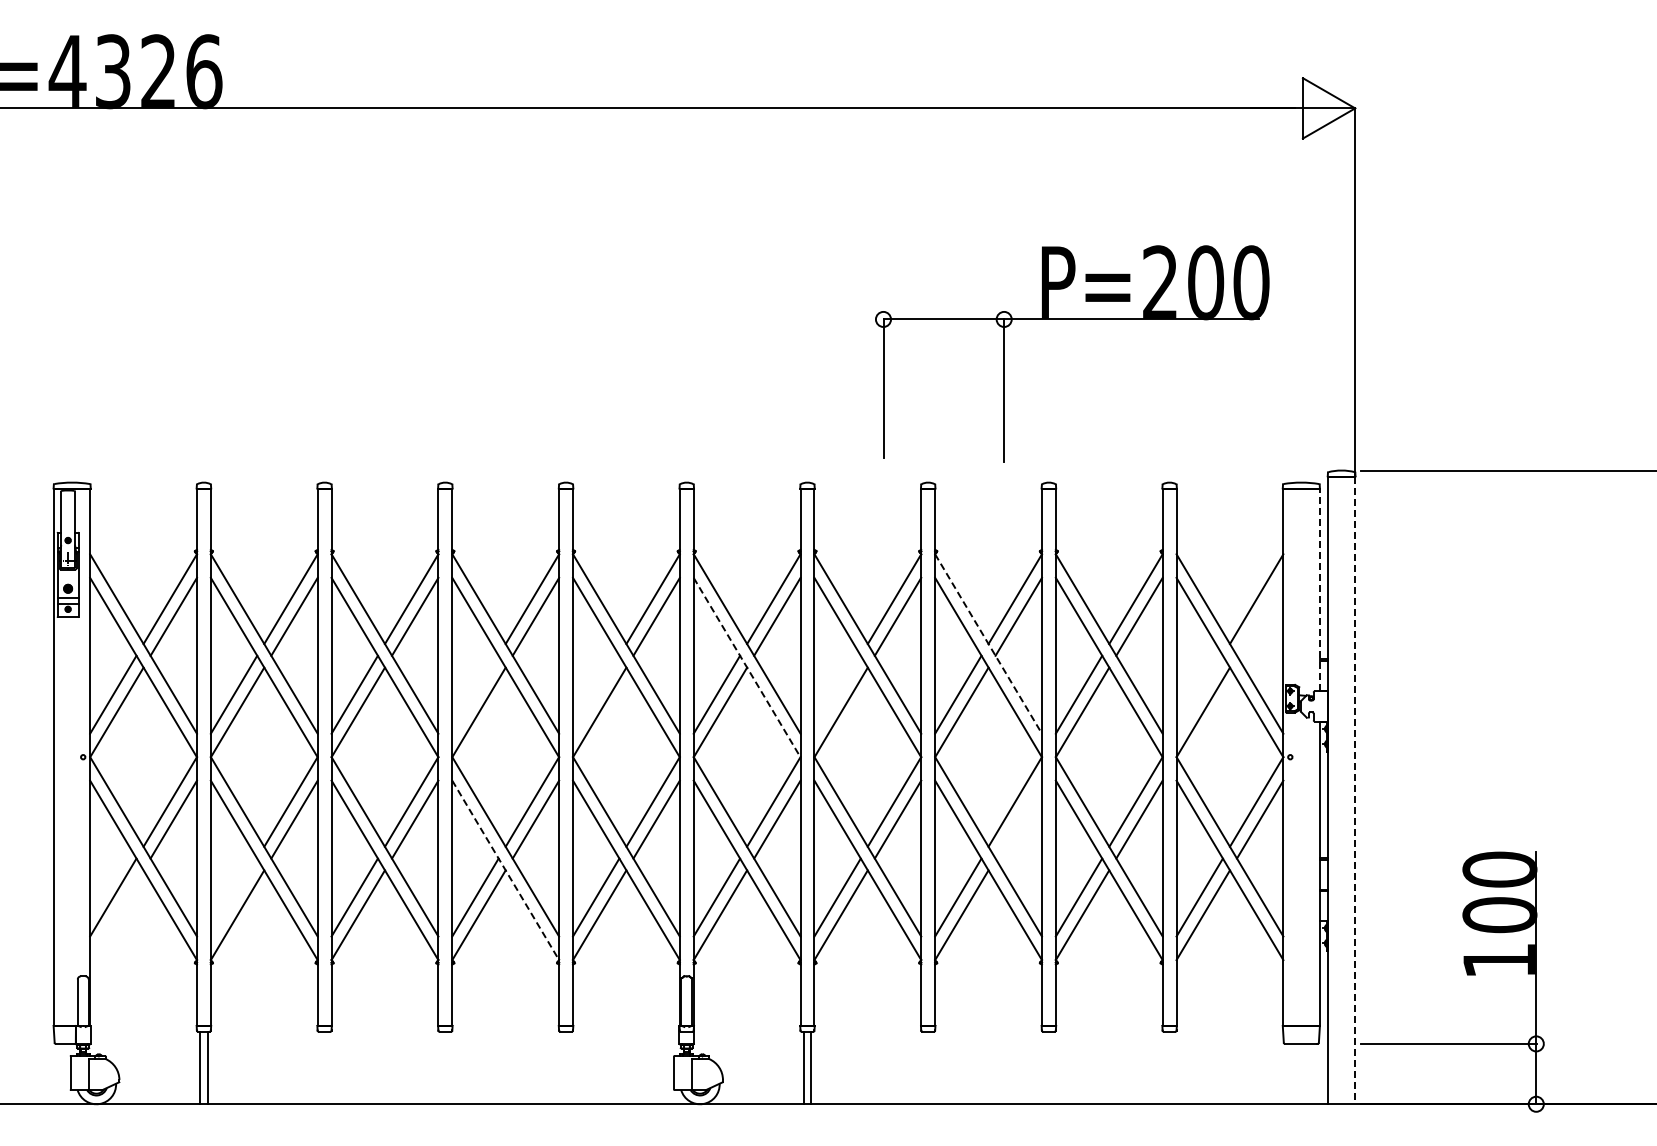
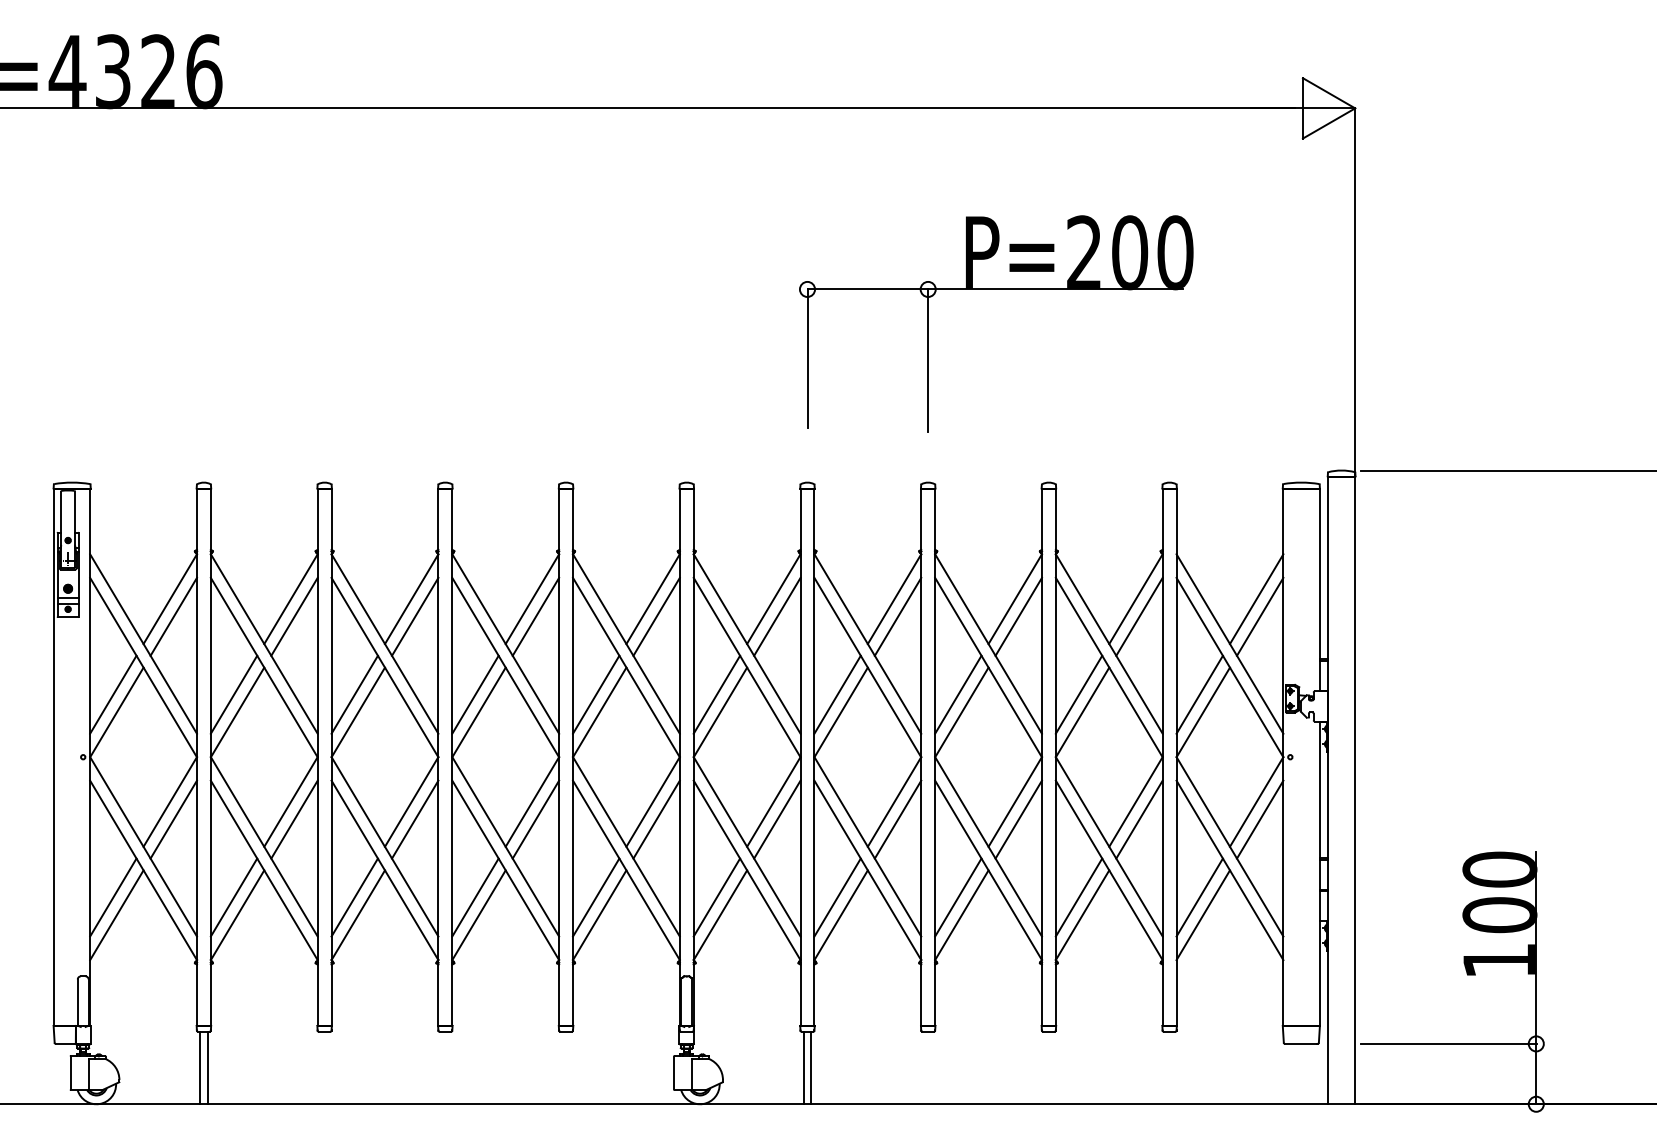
part position: (1072, 319) -> (996, 289) (996, 289)
line: dashed -> solid (1319, 589)
line: none -> present (1259, 616)
line: dashed -> solid (988, 644)
line: dashed -> solid (747, 668)
line: none -> present (475, 694)
line: none -> present (596, 694)
line: none -> present (837, 694)
line: none -> present (1199, 694)
line: dashed -> solid (1355, 790)
line: none -> present (1018, 819)
line: dashed -> solid (505, 870)
line: none -> present (233, 897)
line: none -> present (116, 915)
